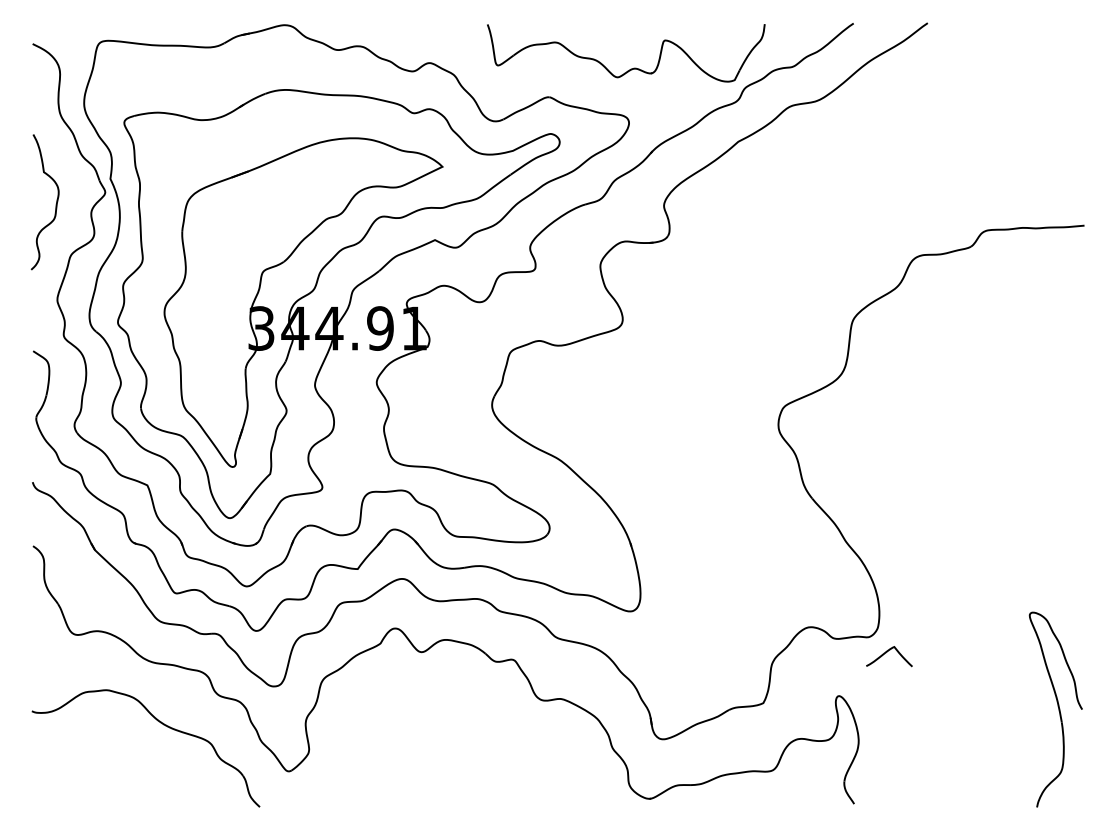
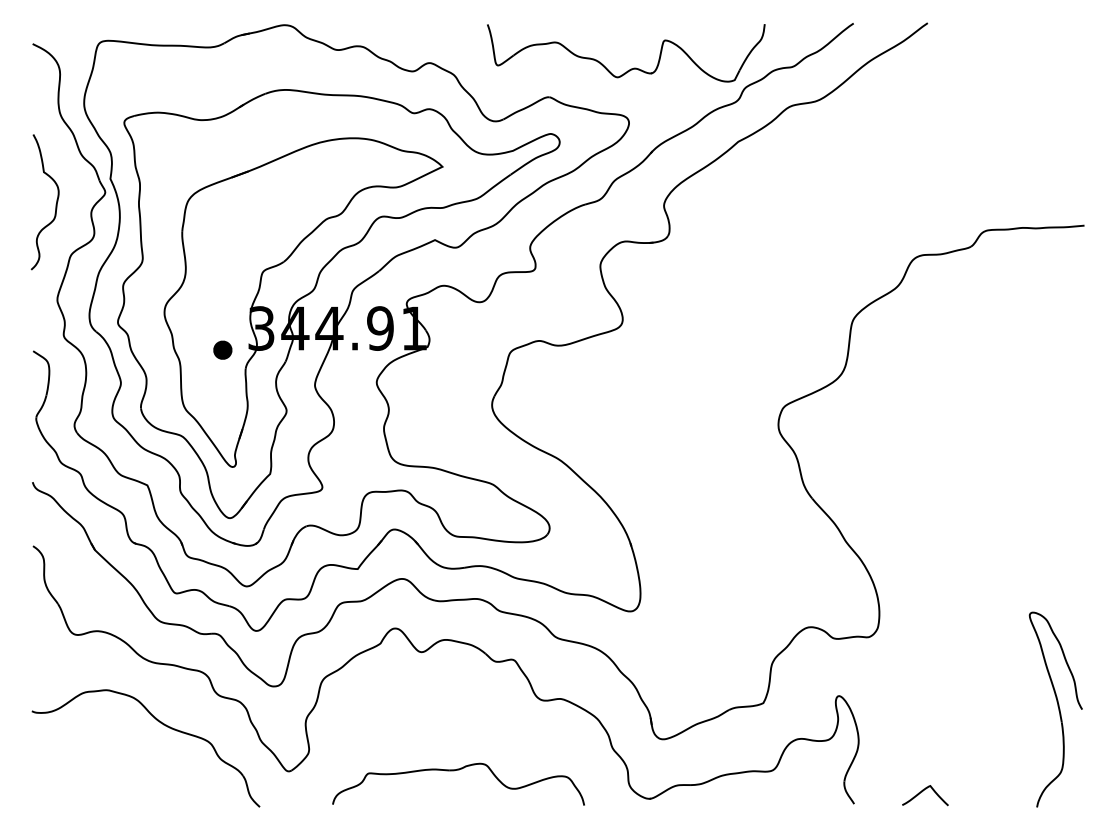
part: none -> present (222, 349)
curve position: (886, 653) -> (922, 792) (922, 792)
part: none -> present (454, 771)
